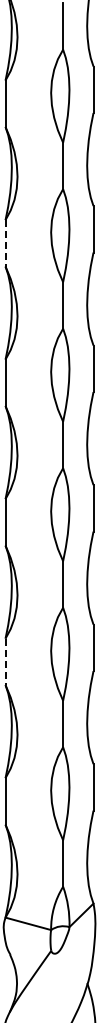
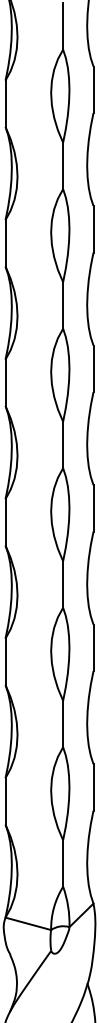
line: dashed -> solid (5, 243)
line: dashed -> solid (5, 662)
